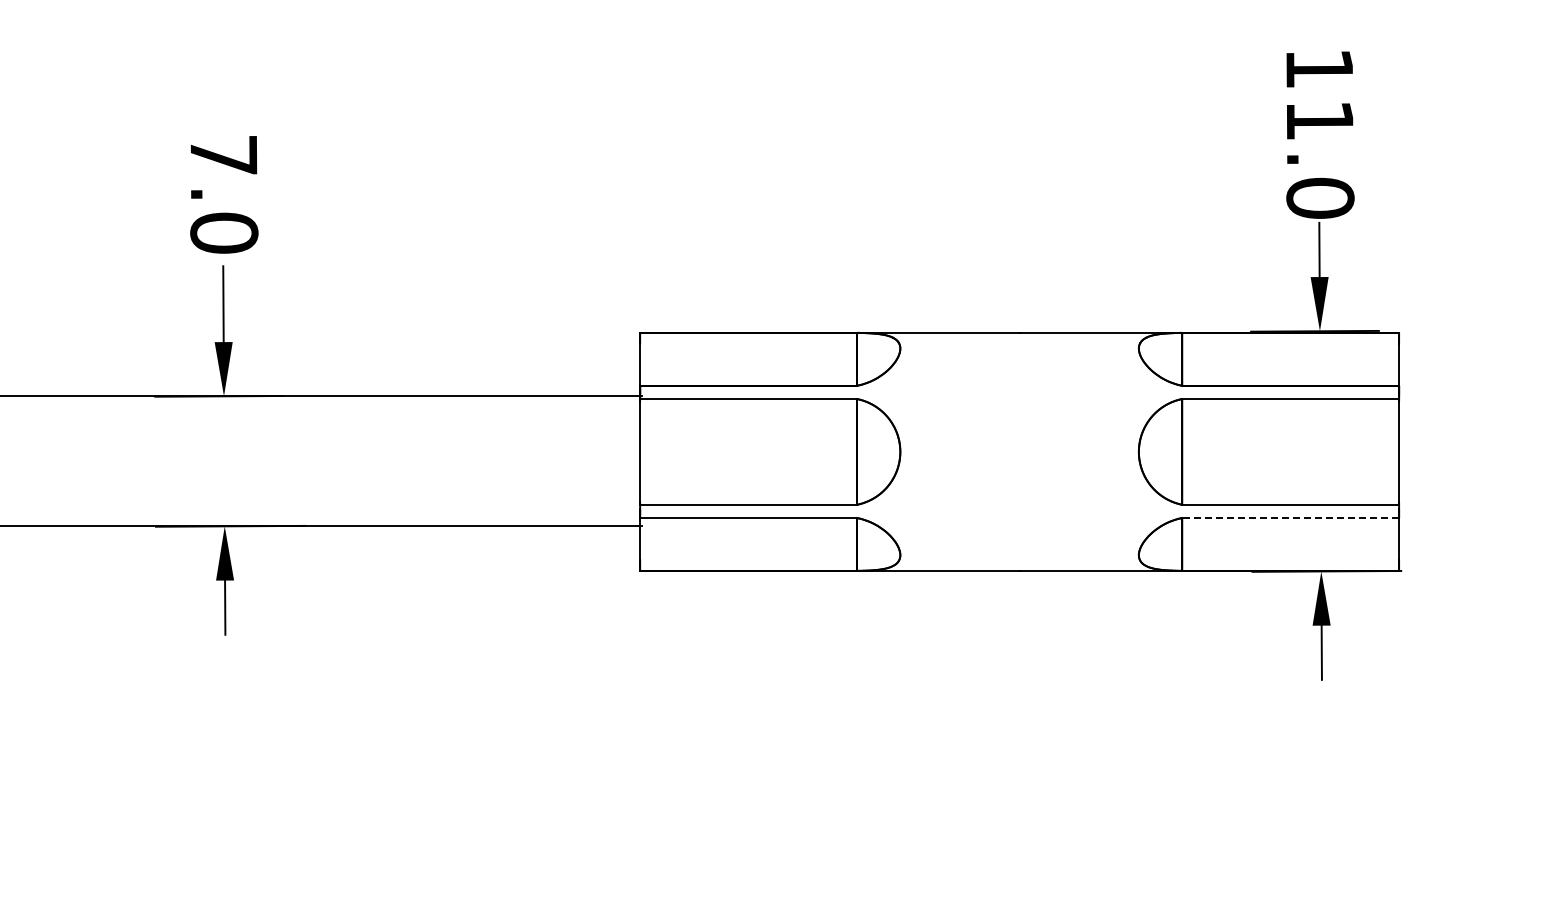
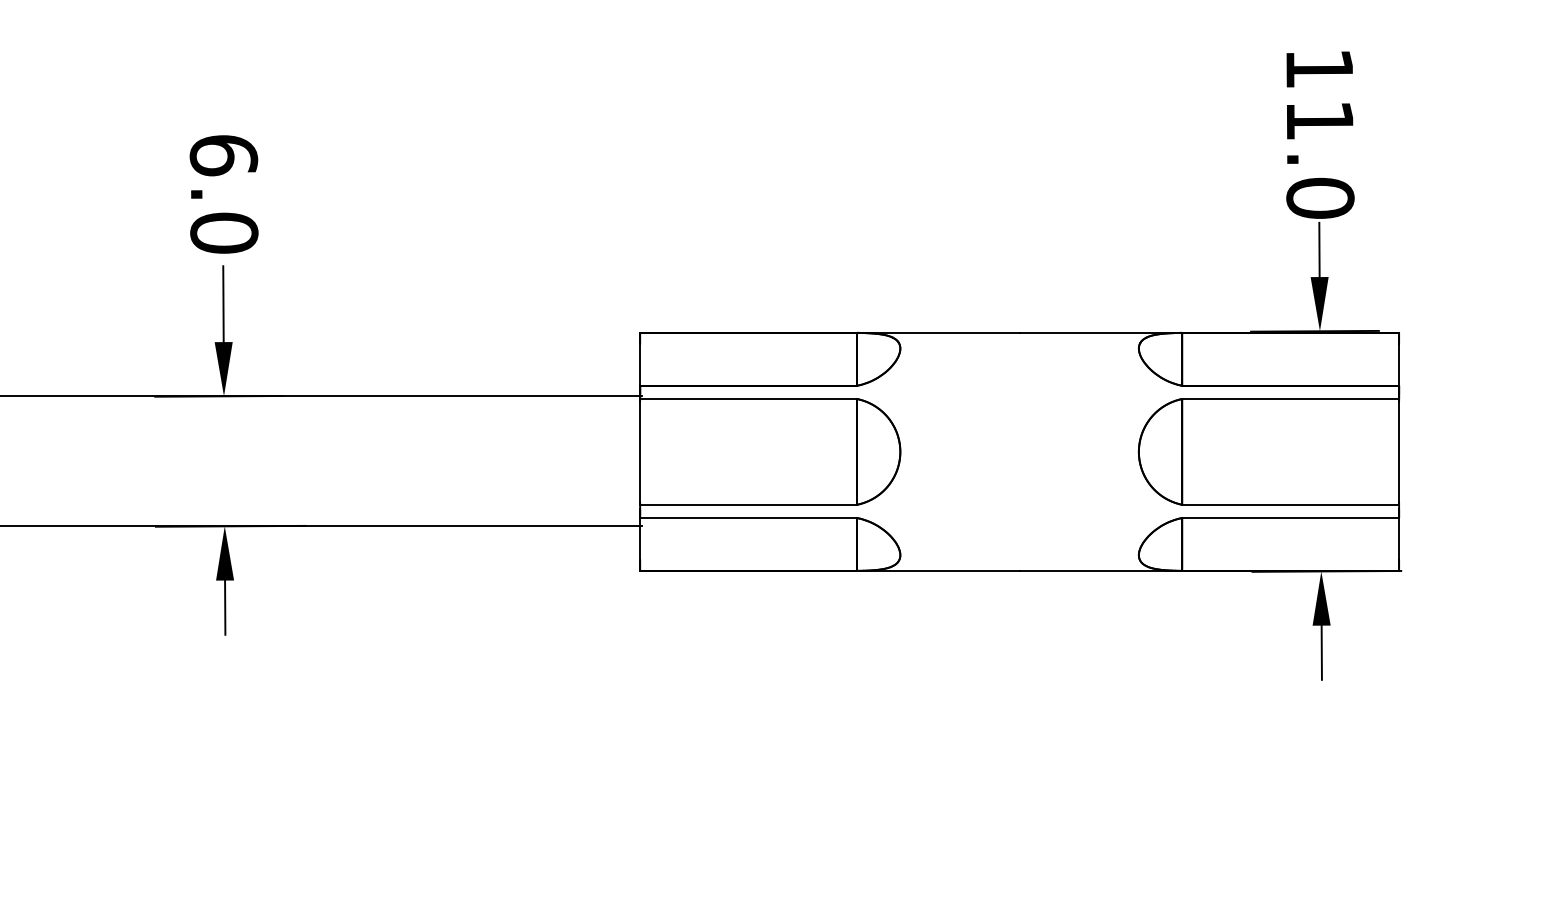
text: 7.0 -> 6.0 (223, 155)
line: dashed -> solid (1290, 517)
